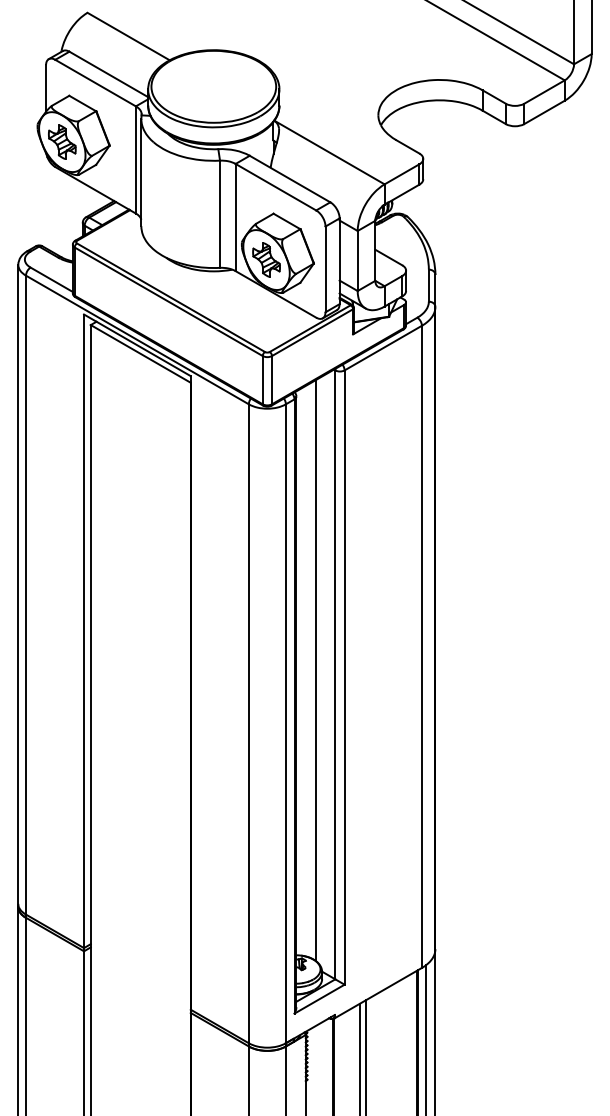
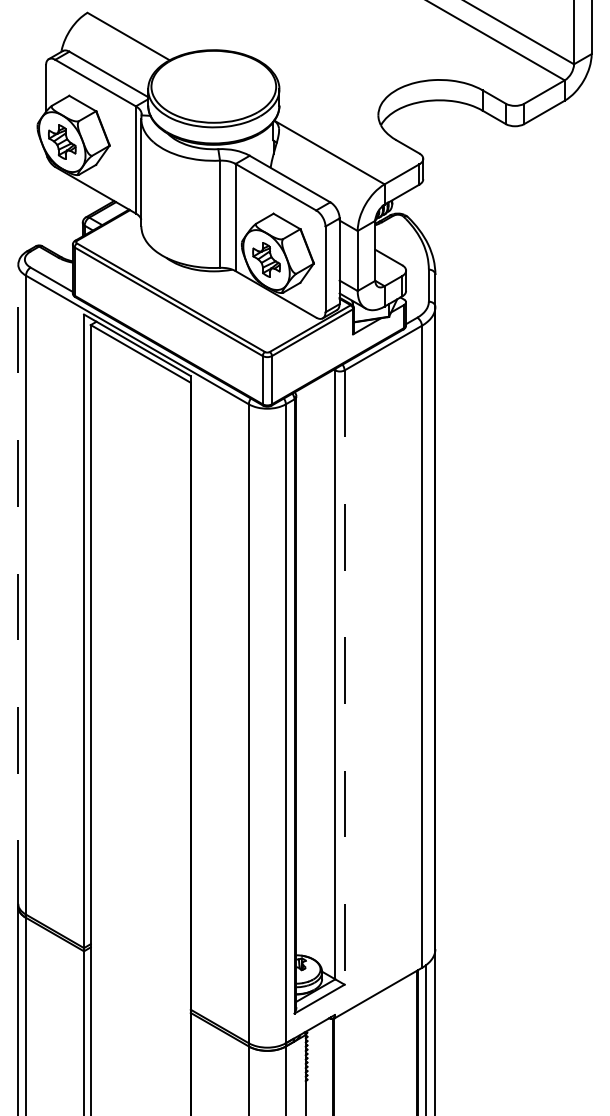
line: solid -> dashed (18, 585)
line: present -> none (316, 670)
line: solid -> dashed (344, 678)
line: present -> none (365, 1056)
line: present -> none (360, 1057)
